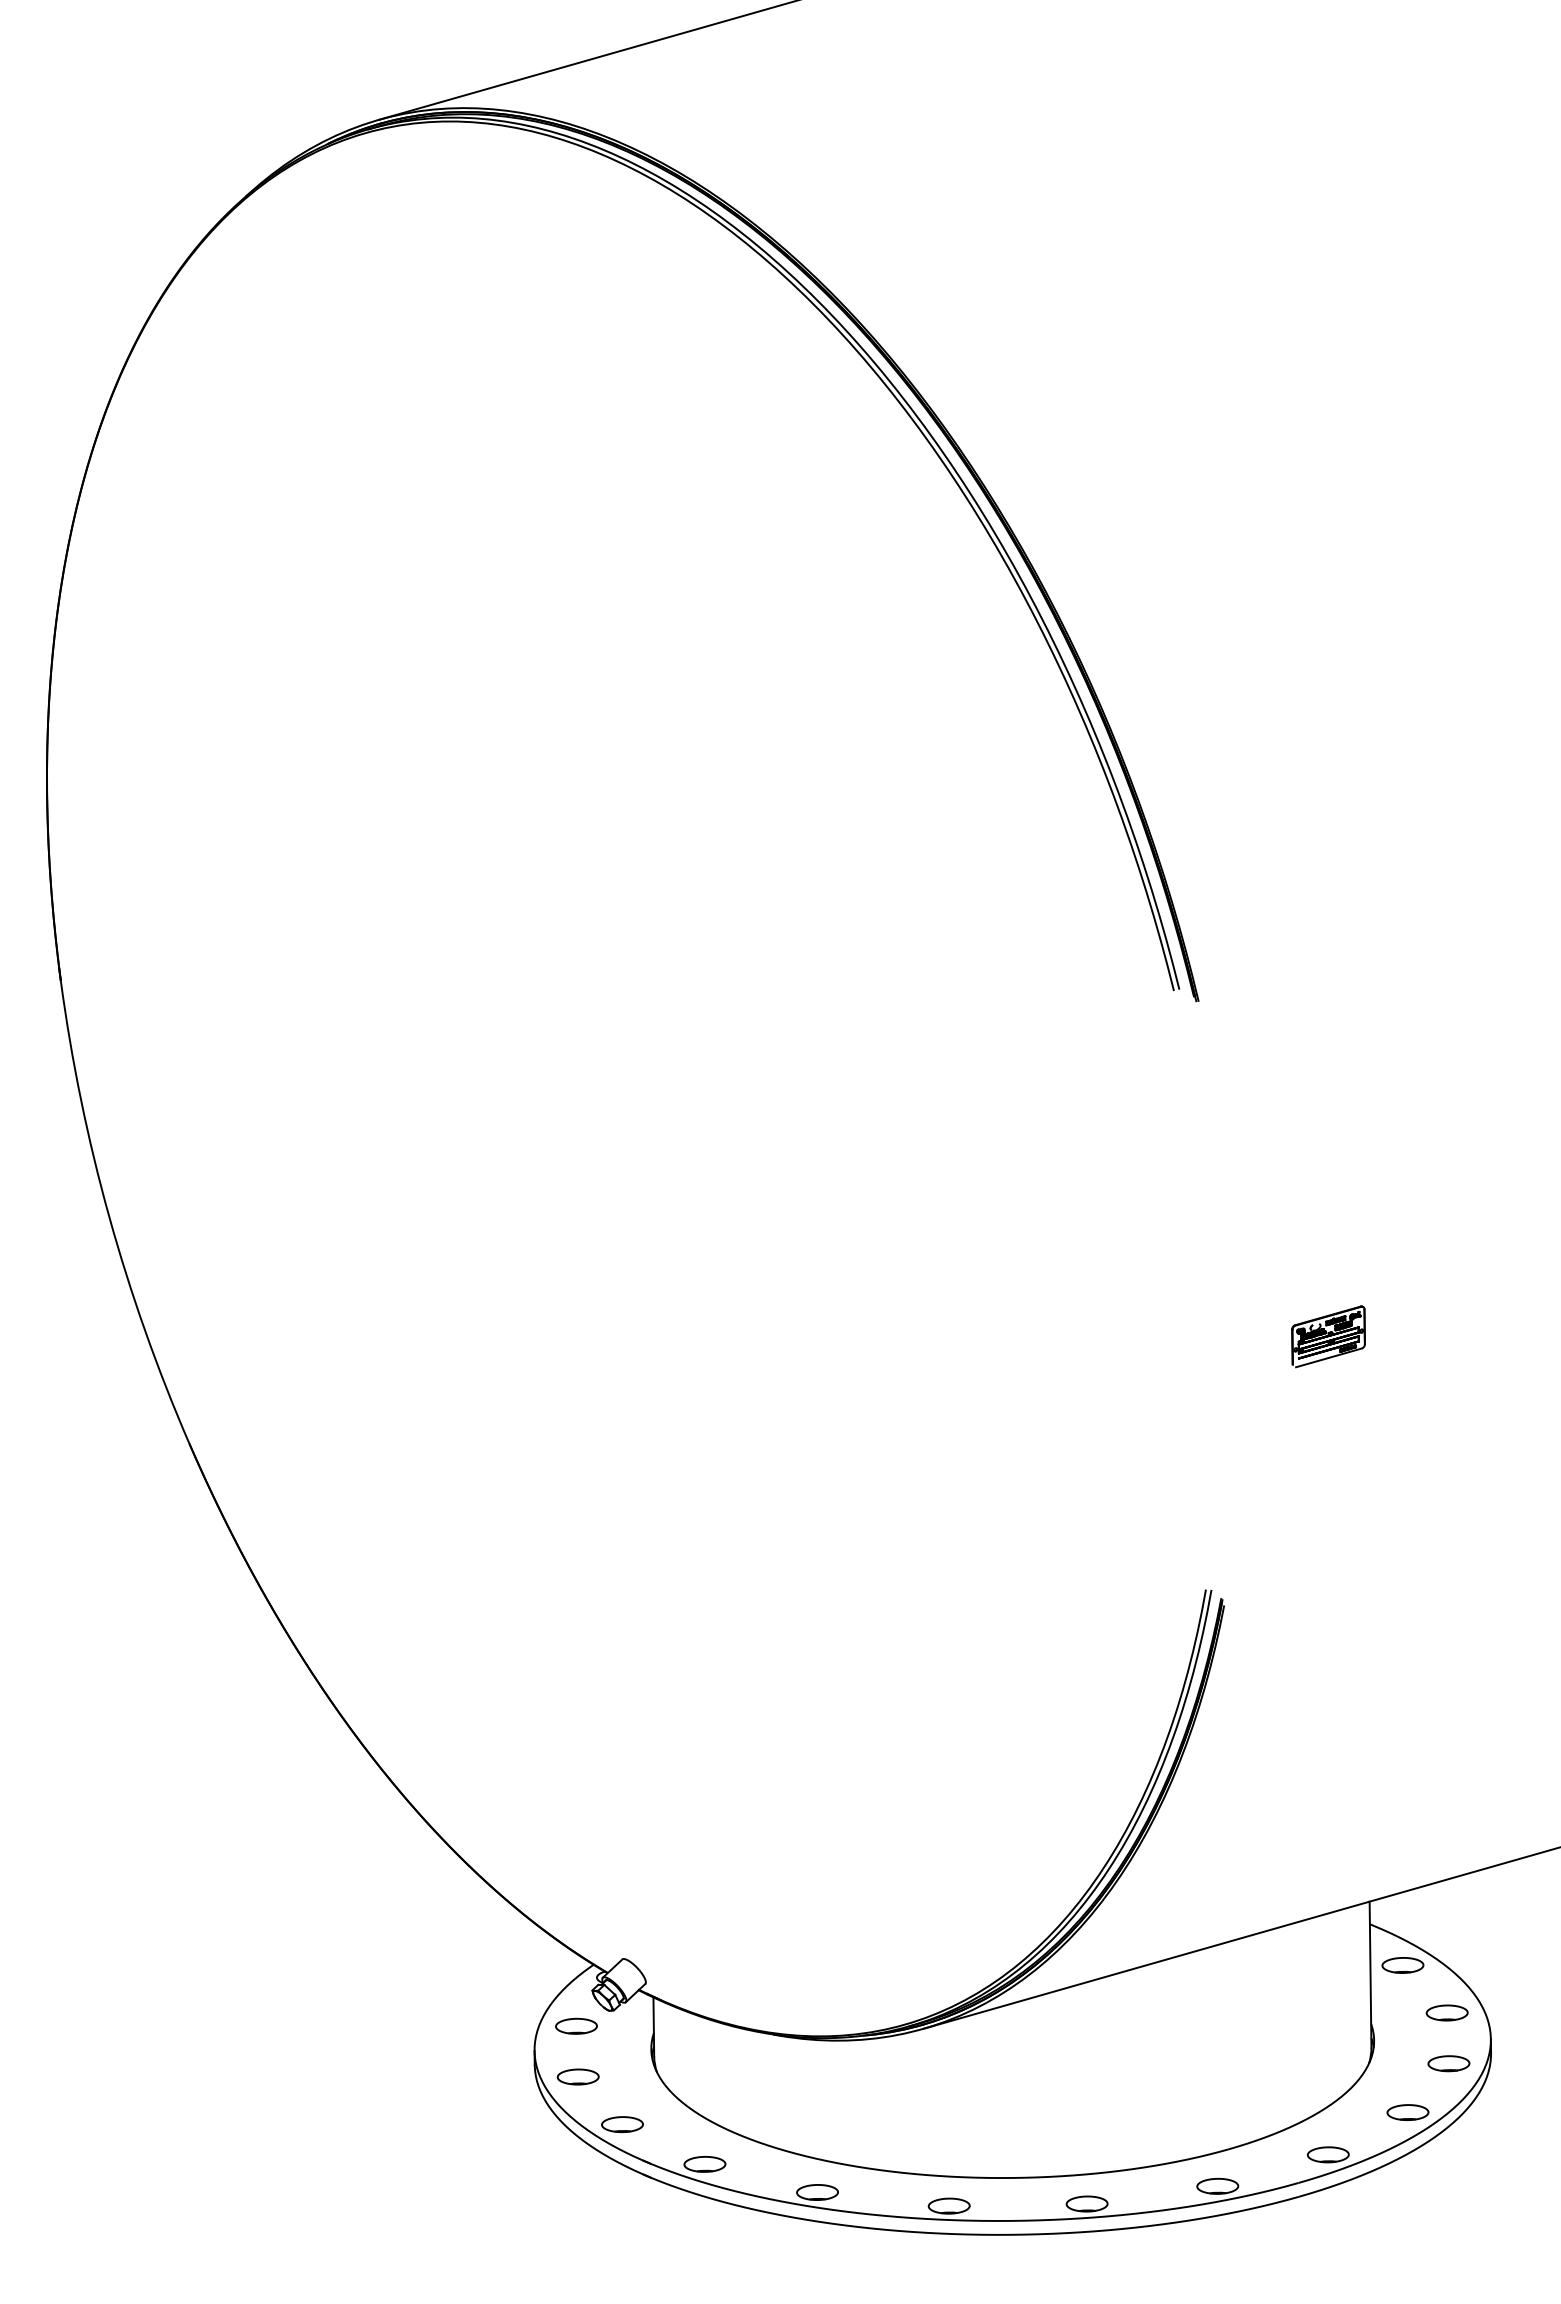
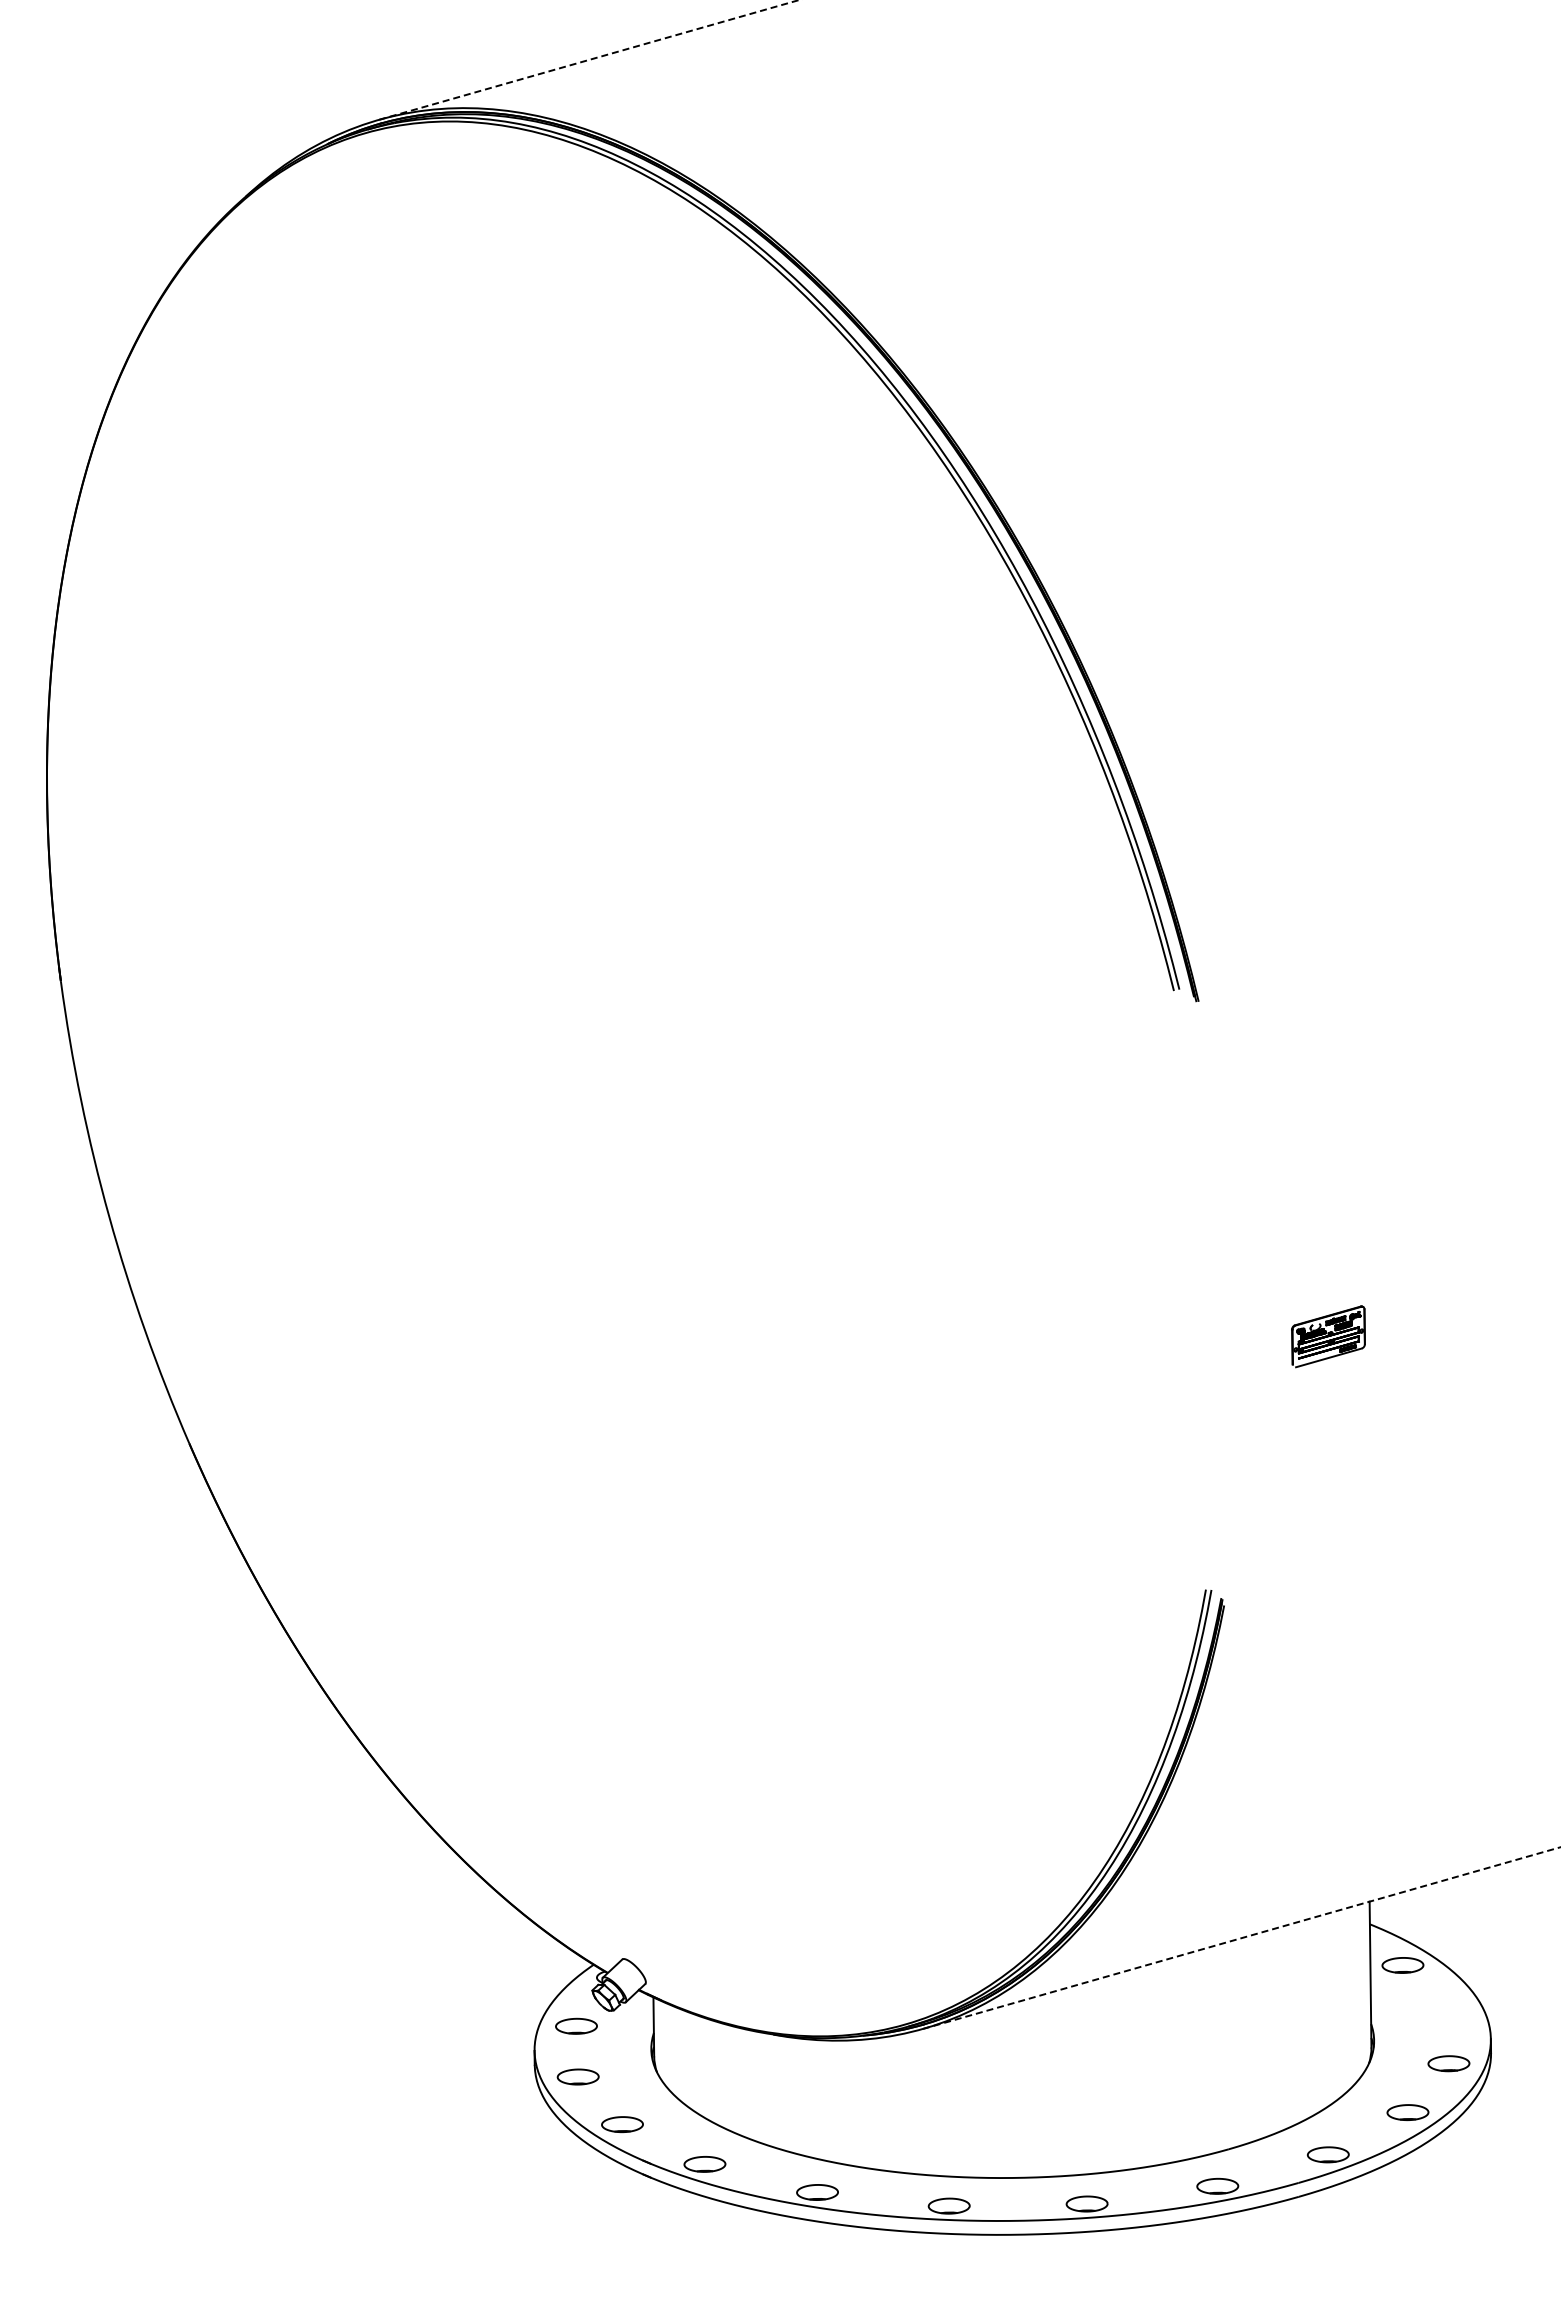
line: solid -> dashed (588, 60)
line: solid -> dashed (1242, 1937)
part: present -> none (1446, 2012)
